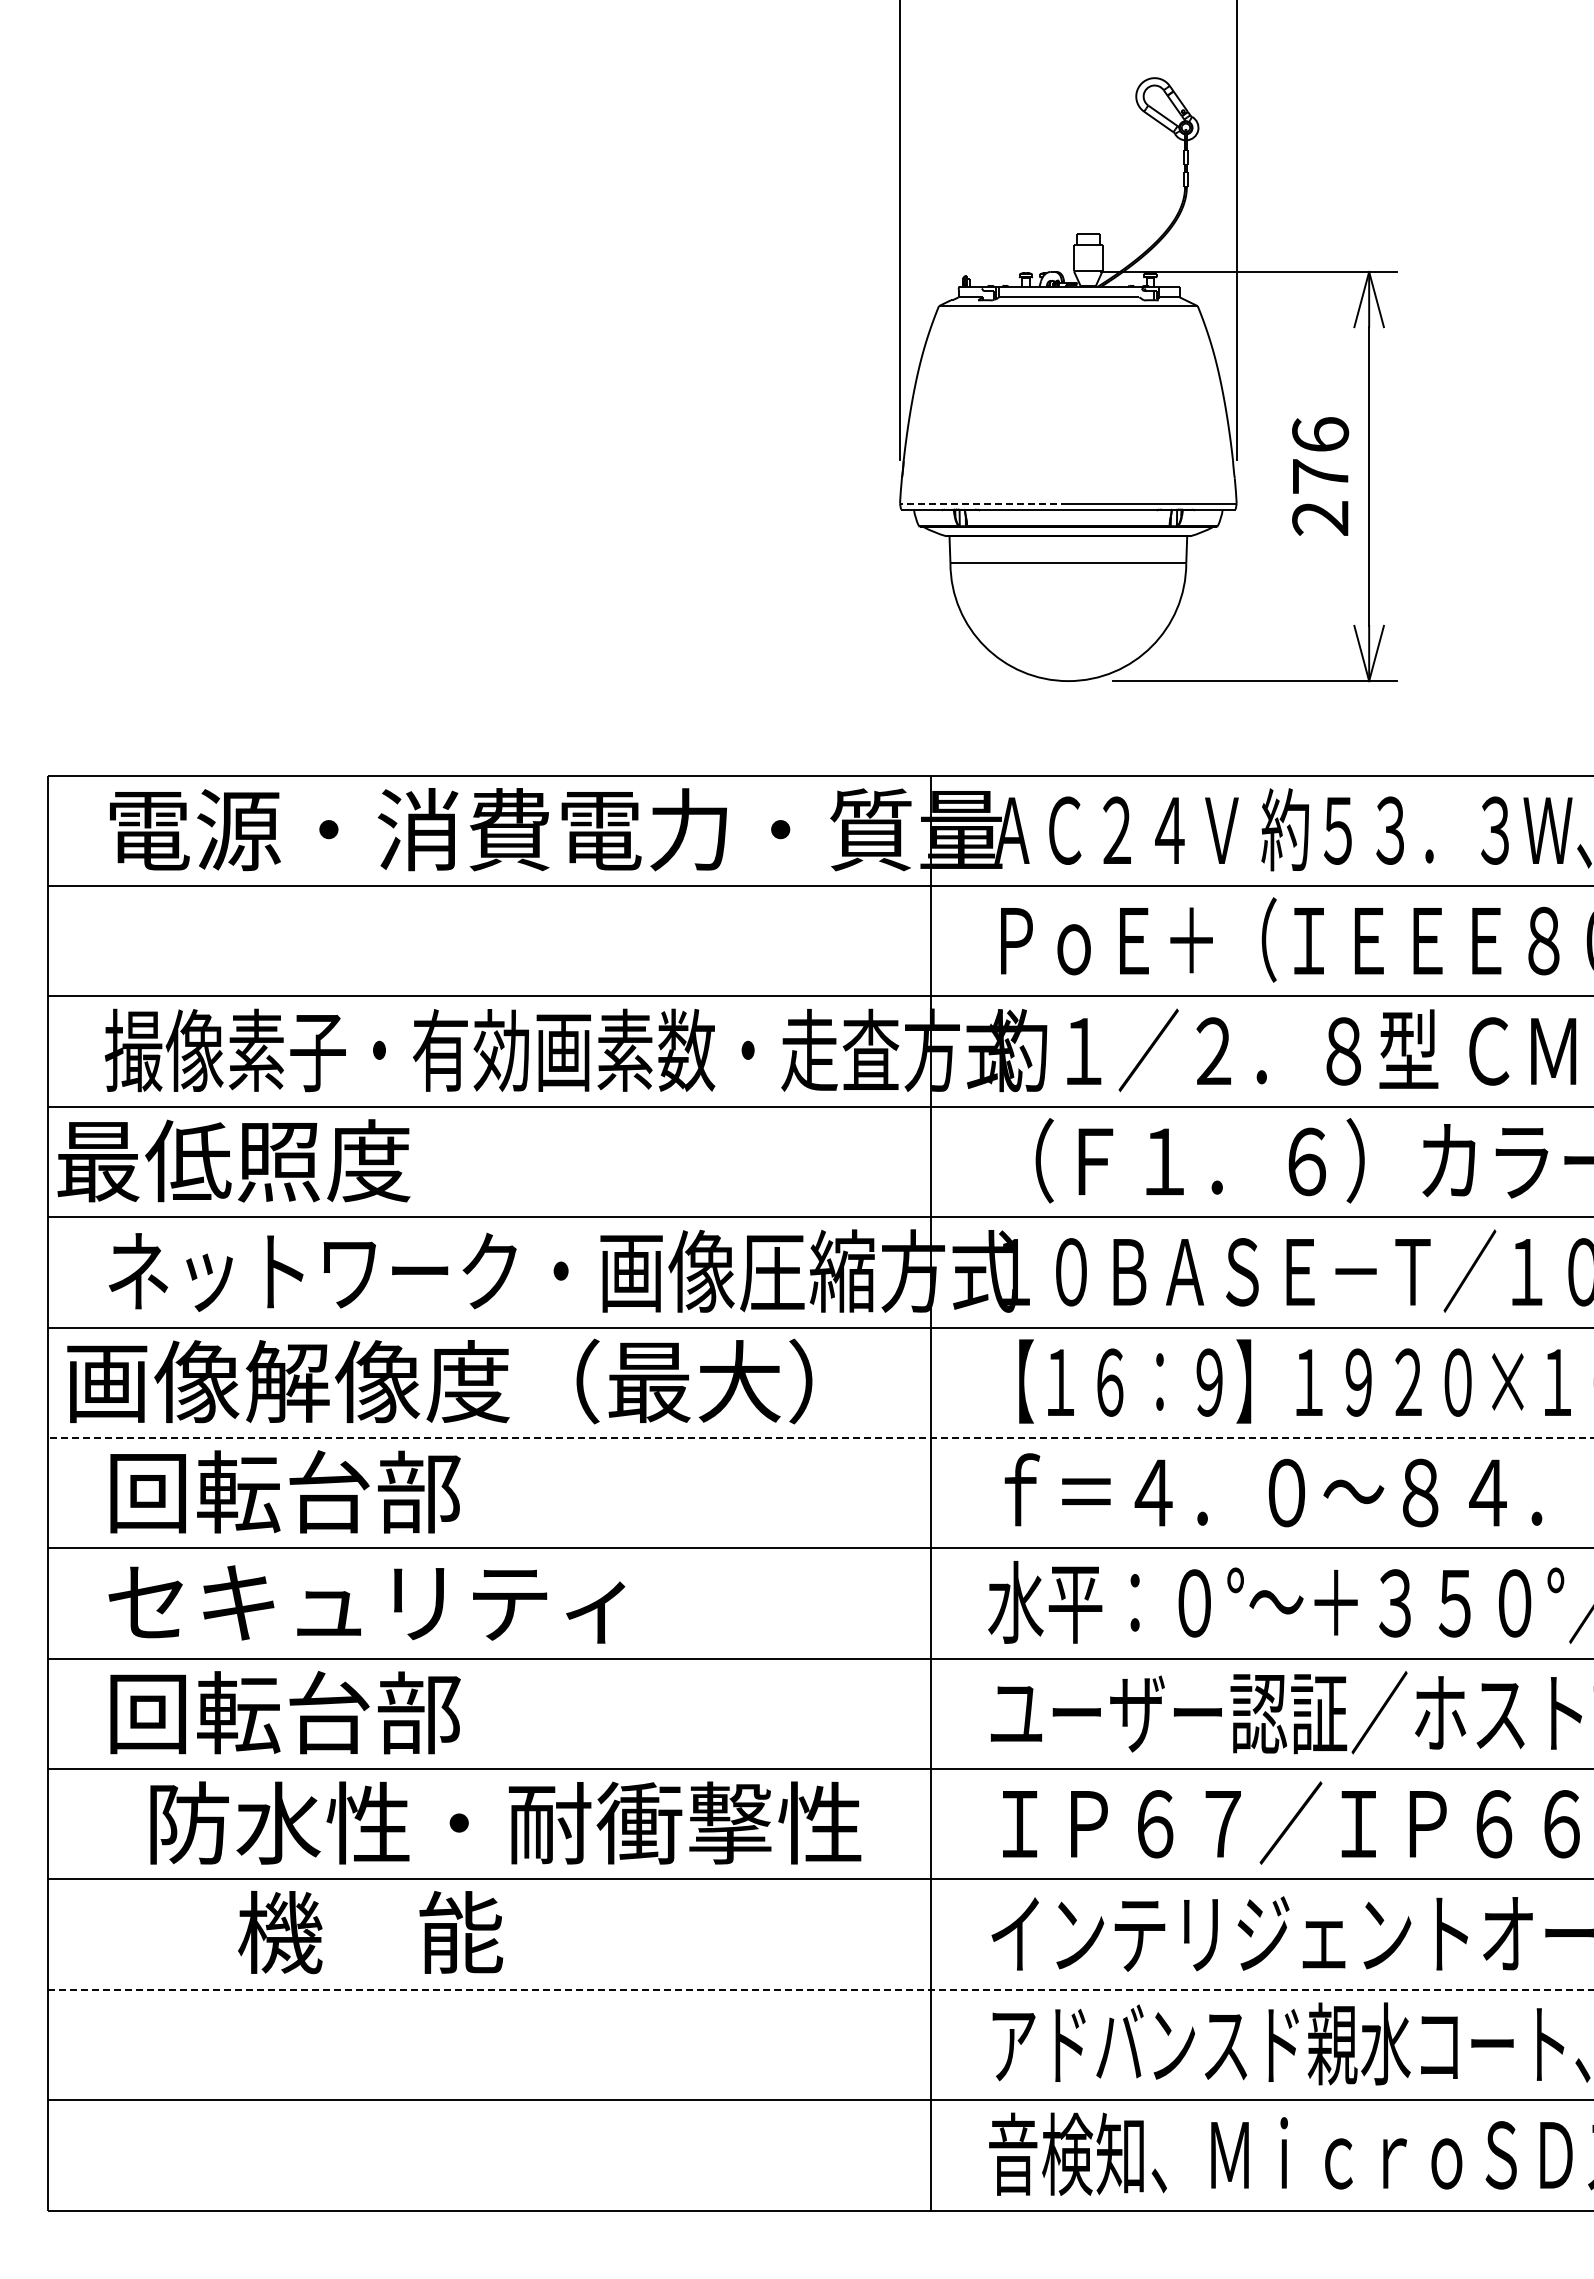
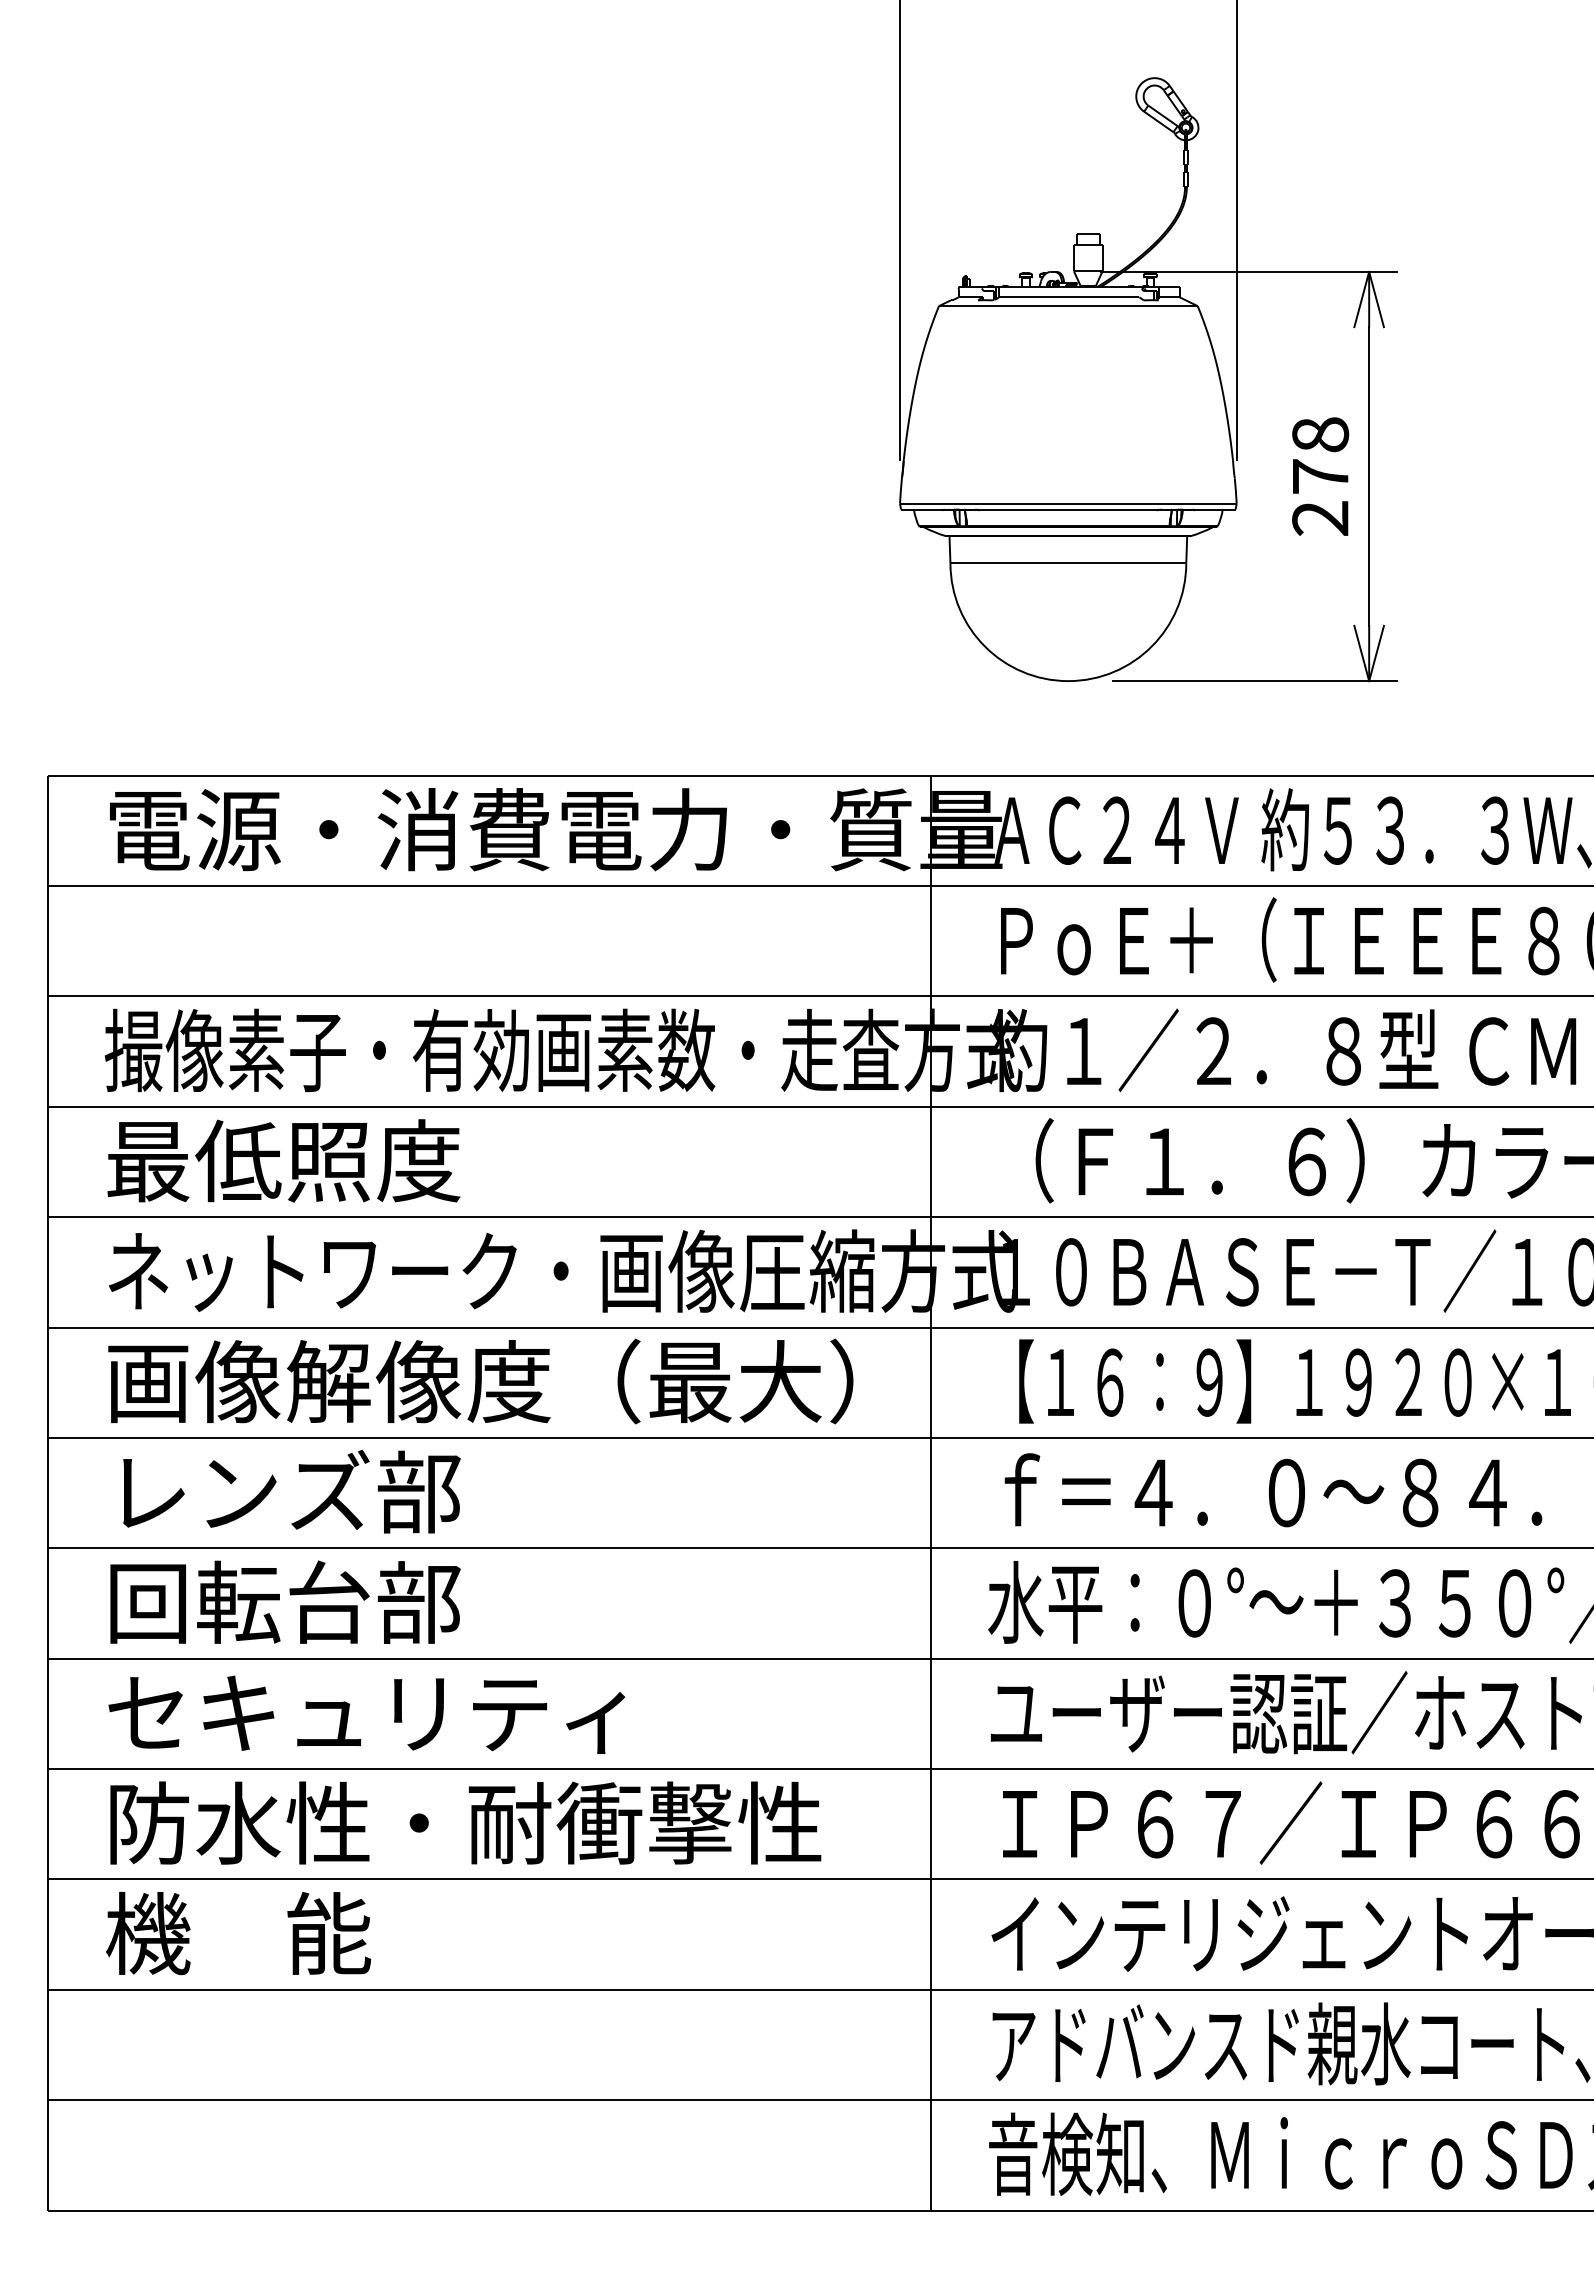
text: 276 -> 278 (1320, 434)
line: dashed -> solid (983, 503)
text position: (233, 1160) -> (283, 1160) (283, 1160)
text position: (439, 1381) -> (480, 1381) (480, 1381)
line: dashed -> solid (820, 1437)
text: 回転台部 -> レンズ部 (239, 1491)
text: セキュリティ -> 回転台部 (366, 1601)
text: 回転台部 -> セキュリティ (366, 1712)
text position: (505, 1822) -> (465, 1822) (465, 1822)
text position: (370, 1932) -> (238, 1933) (238, 1933)
line: dashed -> solid (820, 1989)
